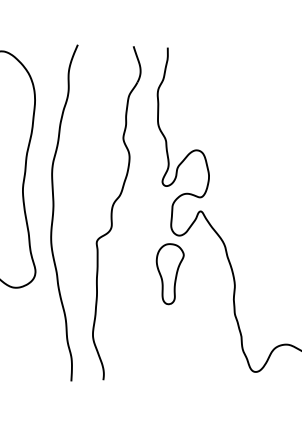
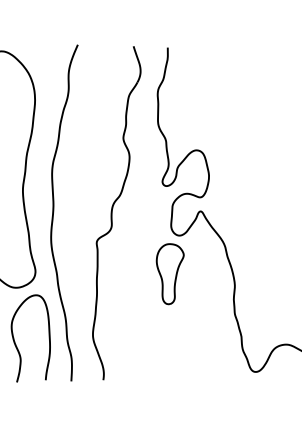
curve: none -> present (16, 344)
